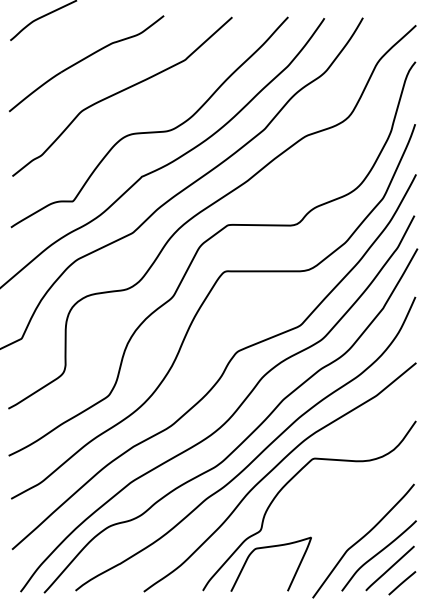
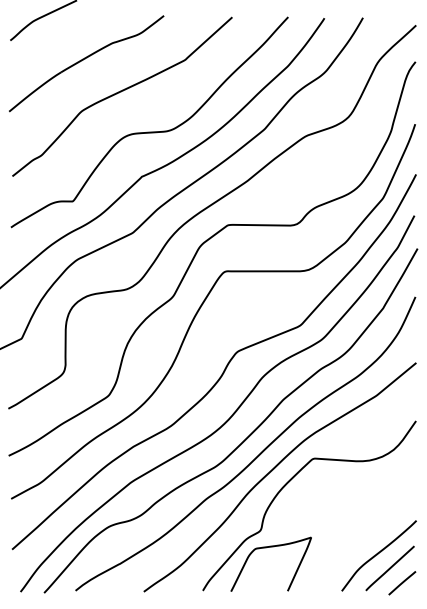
curve: present -> none (362, 539)
